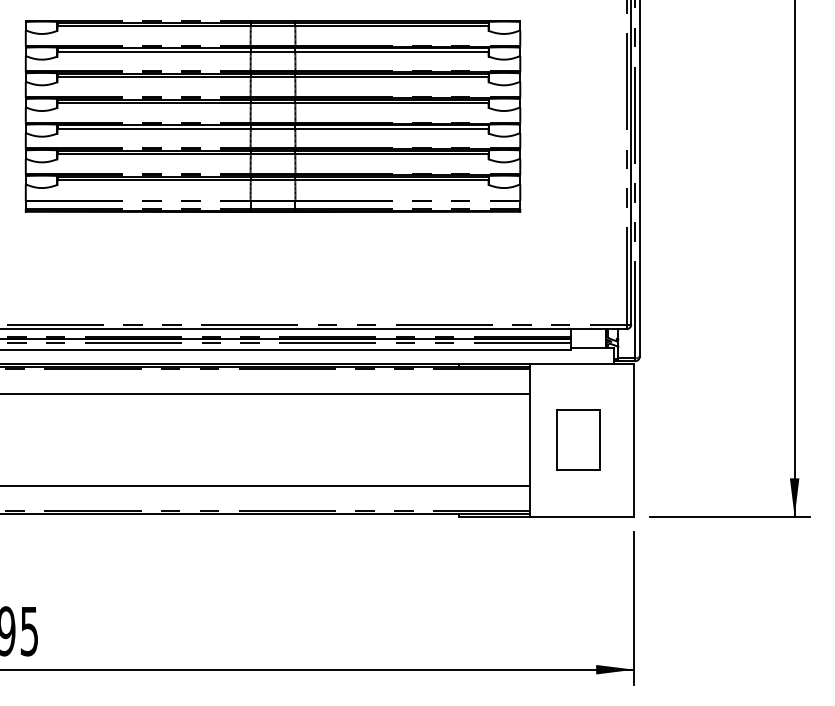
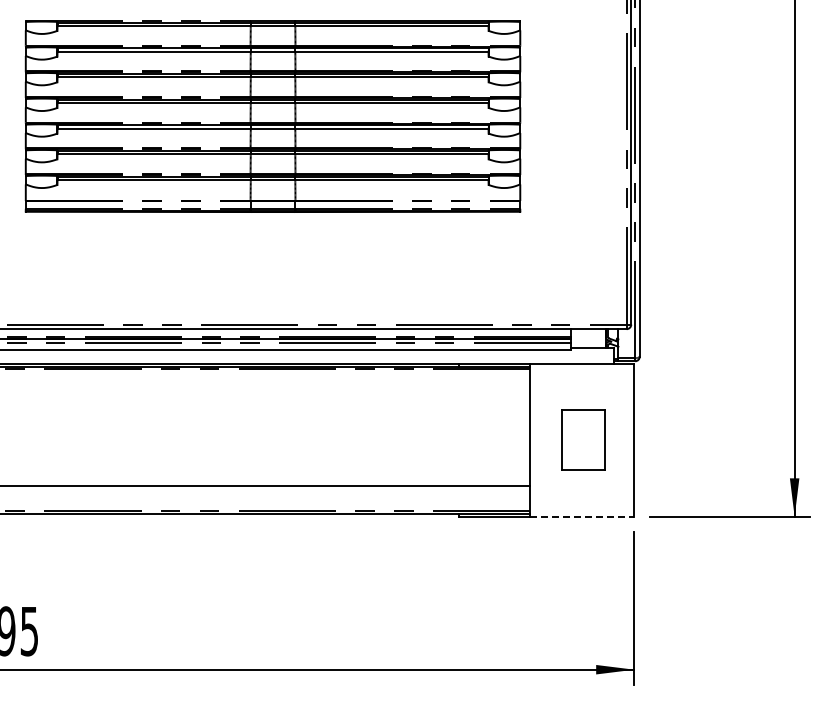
line: present -> none (266, 394)
part position: (578, 439) -> (583, 439) (583, 439)
line: solid -> dashed (582, 516)
